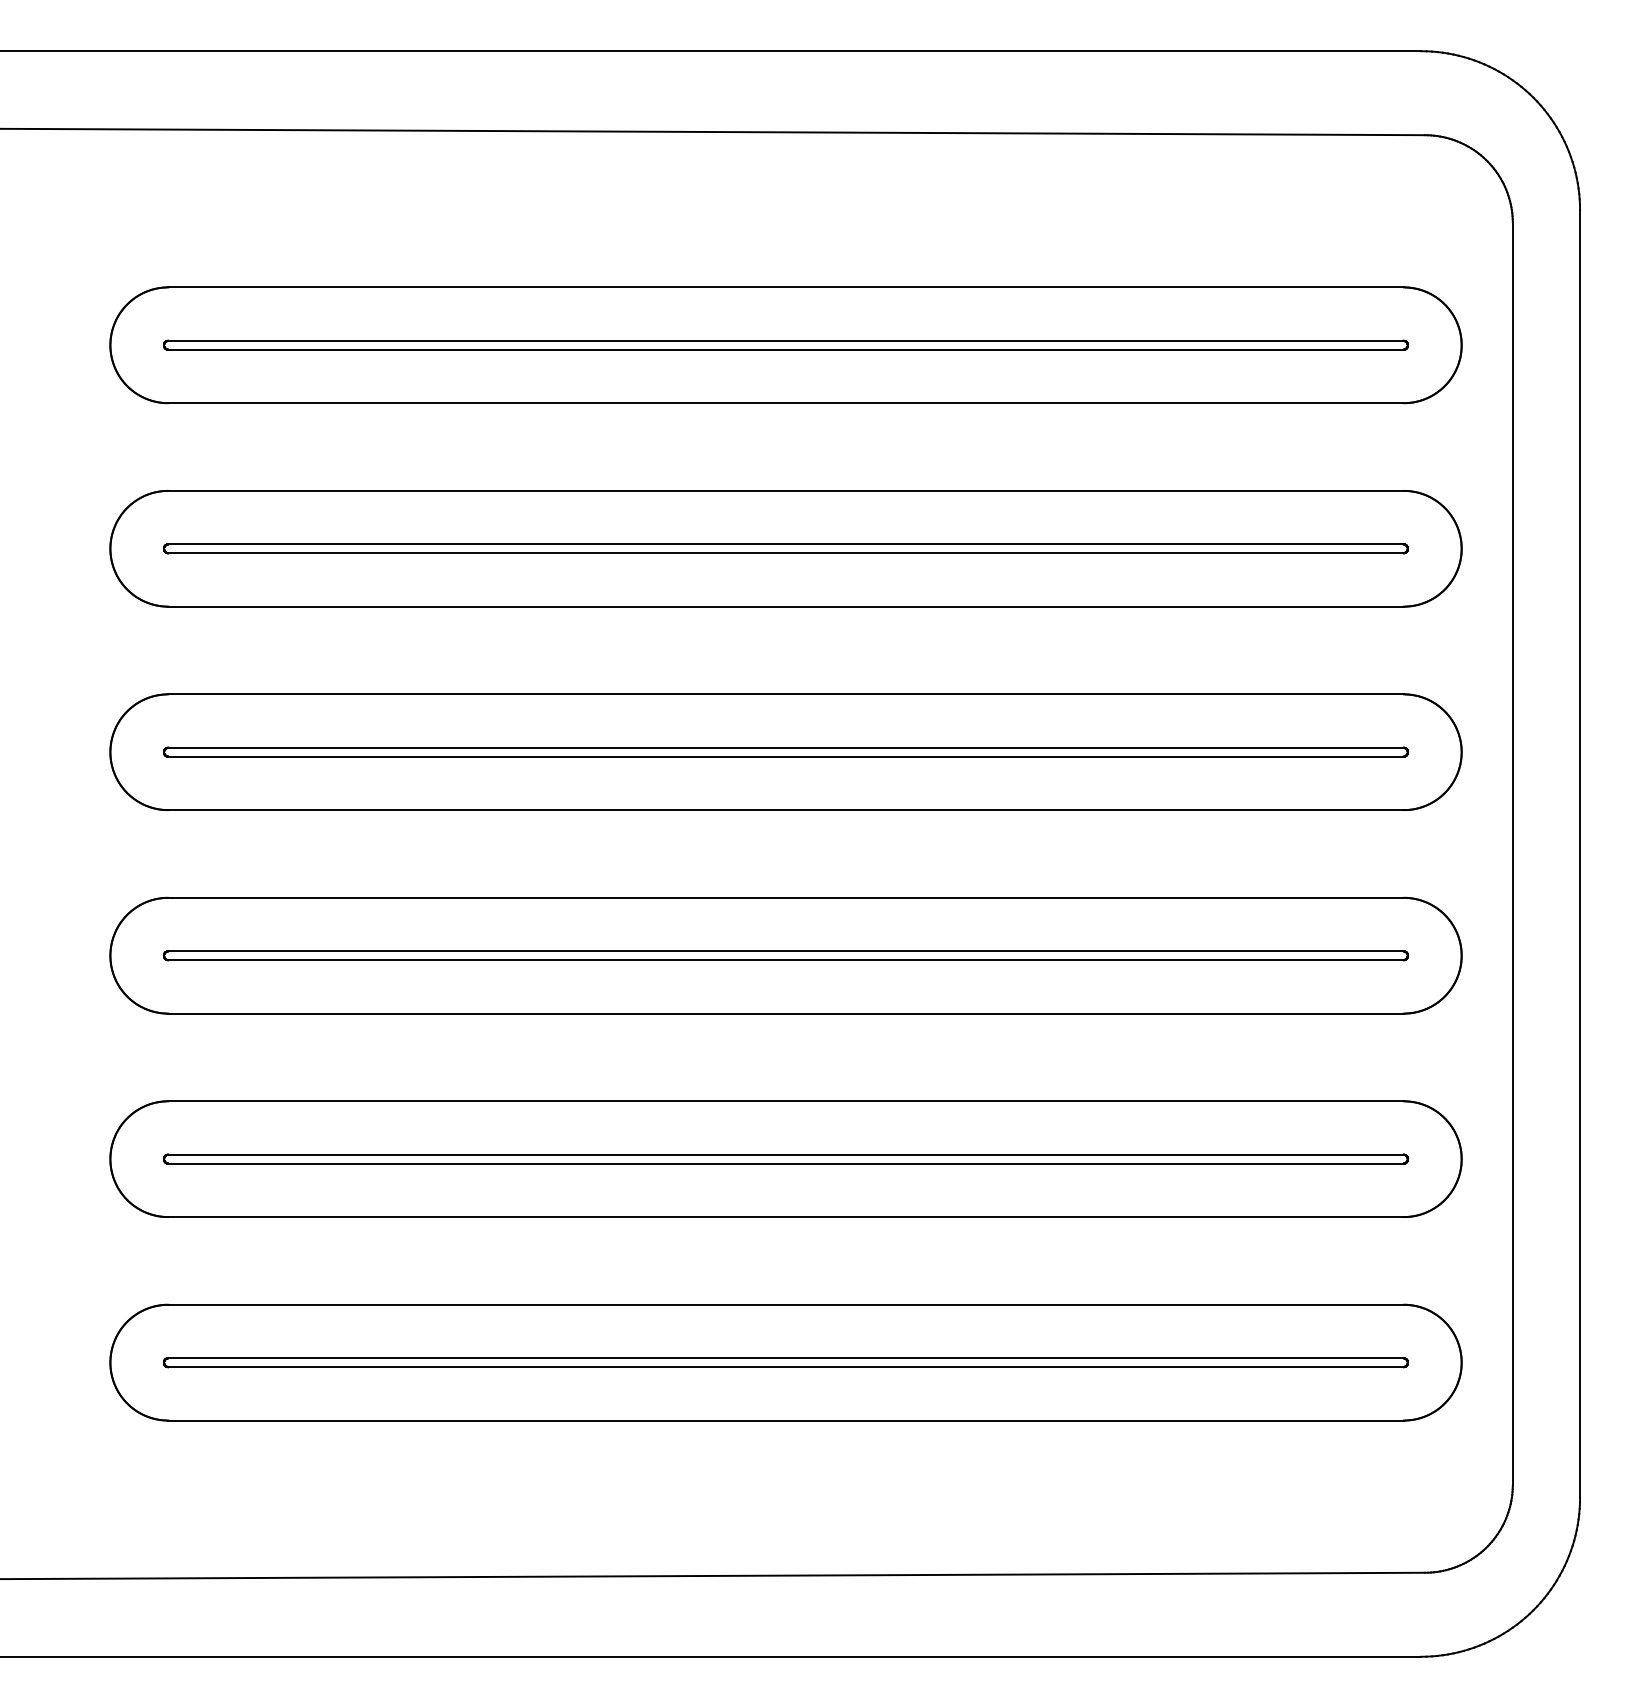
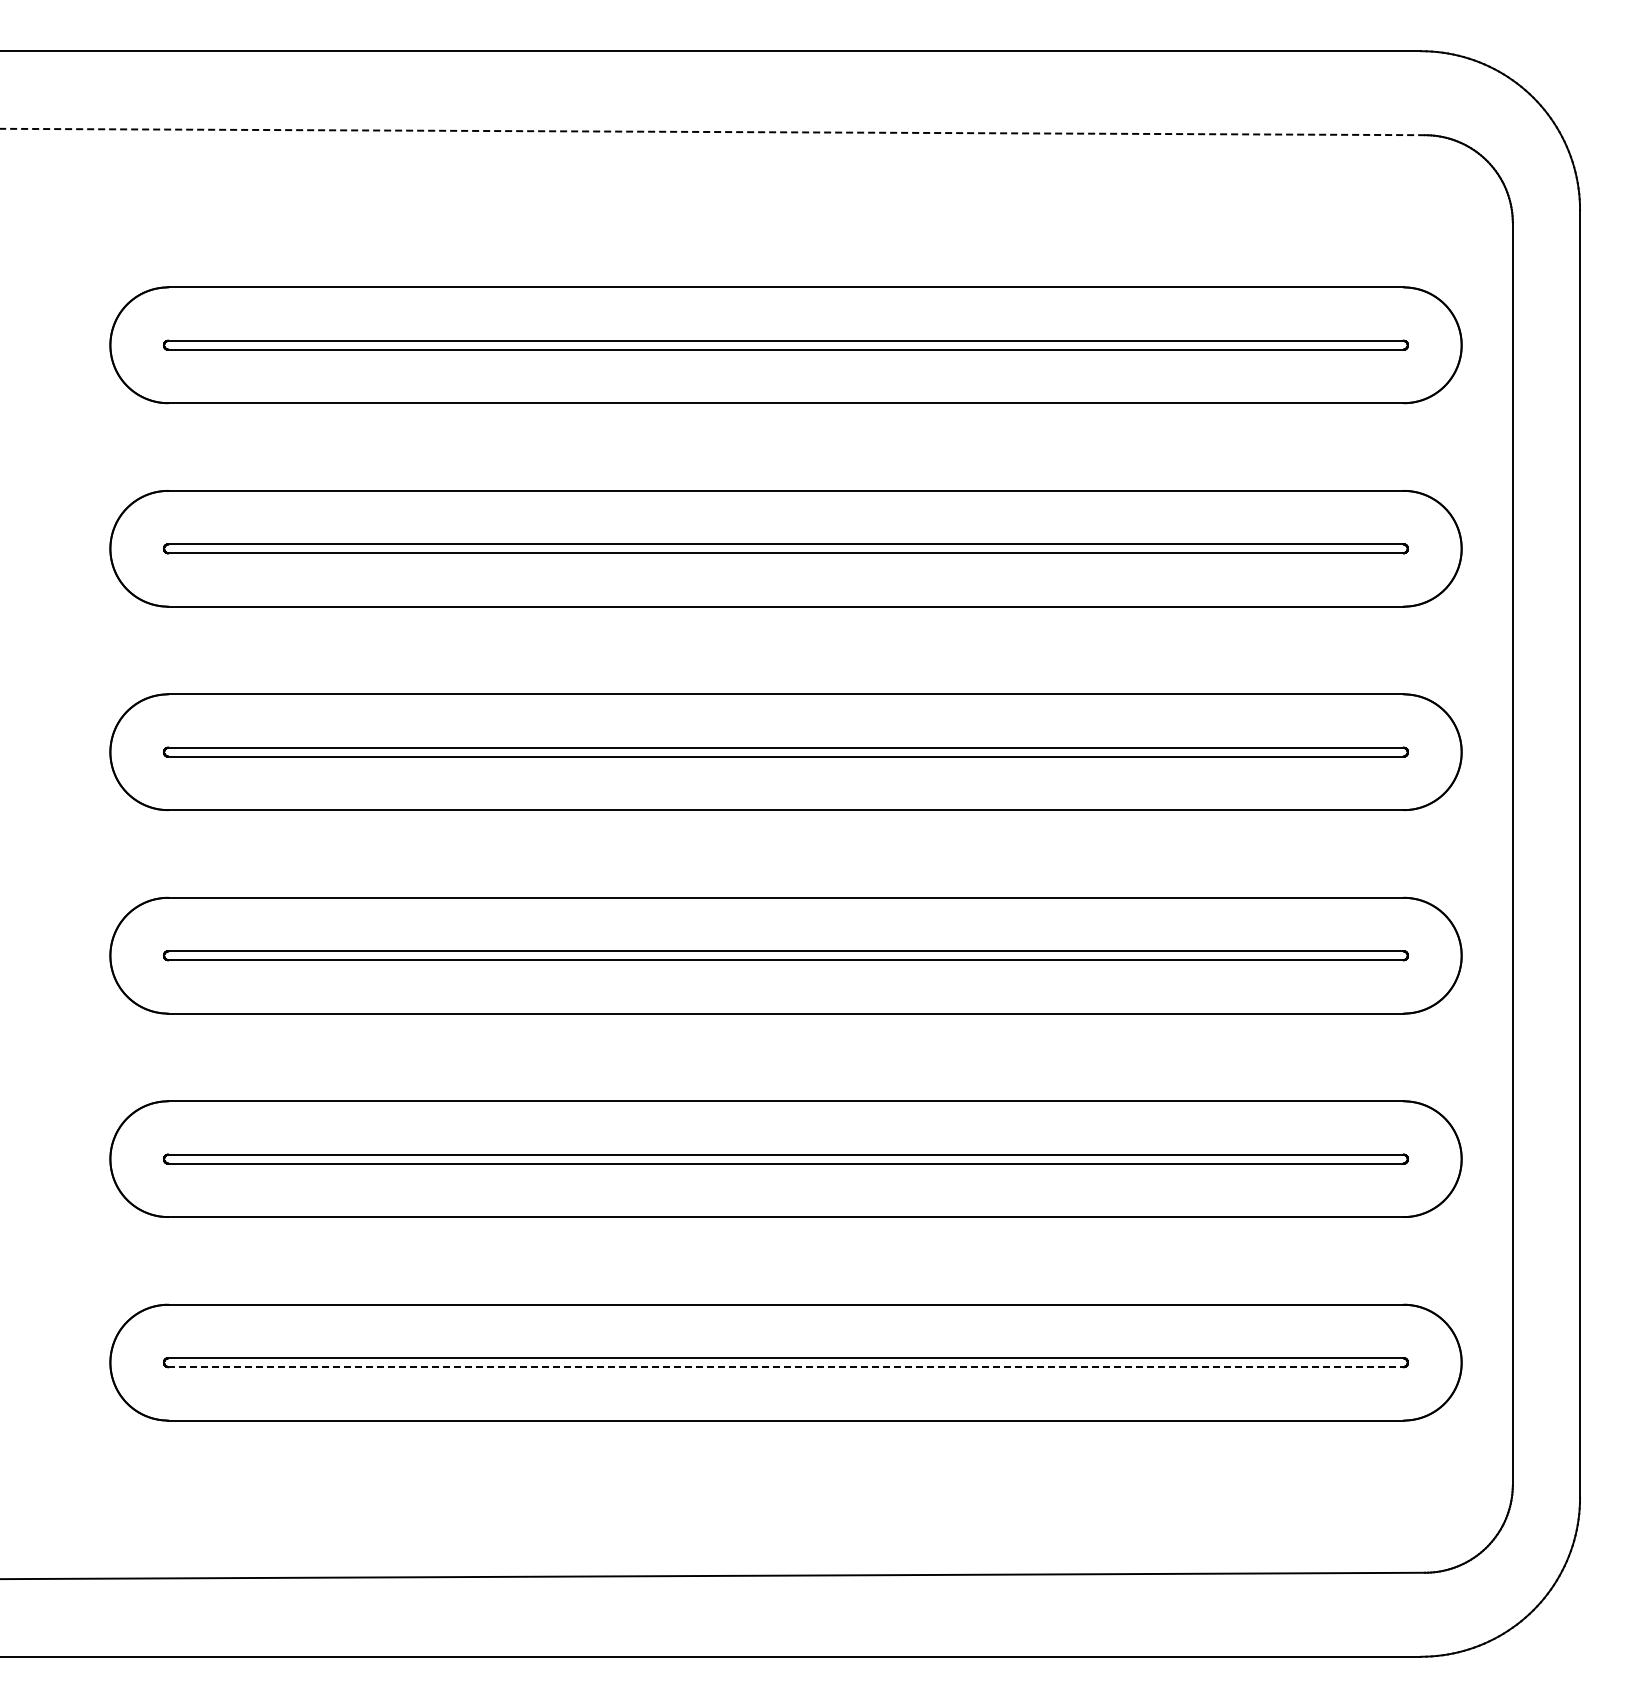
line: solid -> dashed (712, 132)
line: solid -> dashed (785, 1367)
